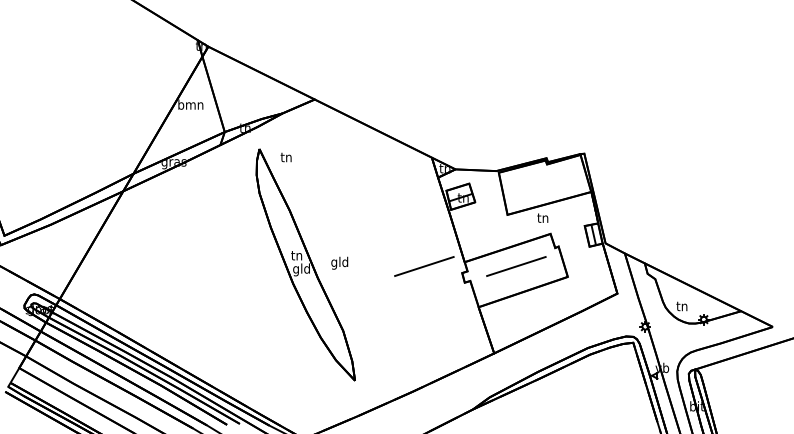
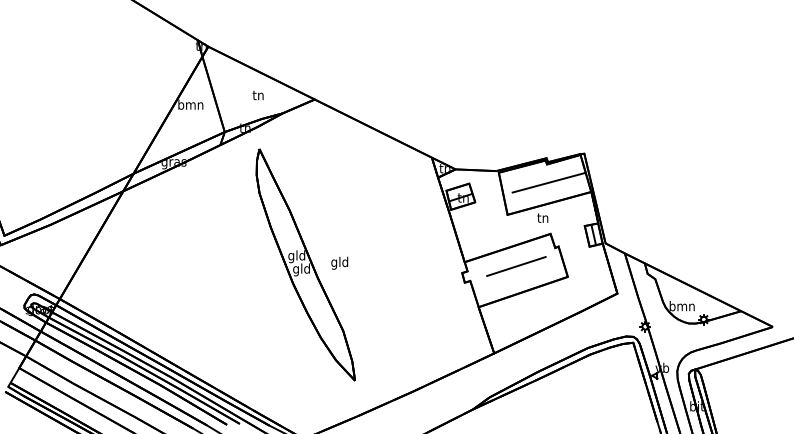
text position: (285, 157) -> (257, 95) (257, 95)
line: none -> present (548, 182)
text: tn -> gld (296, 256)
line: present -> none (424, 266)
text: tn -> bmn (681, 306)
